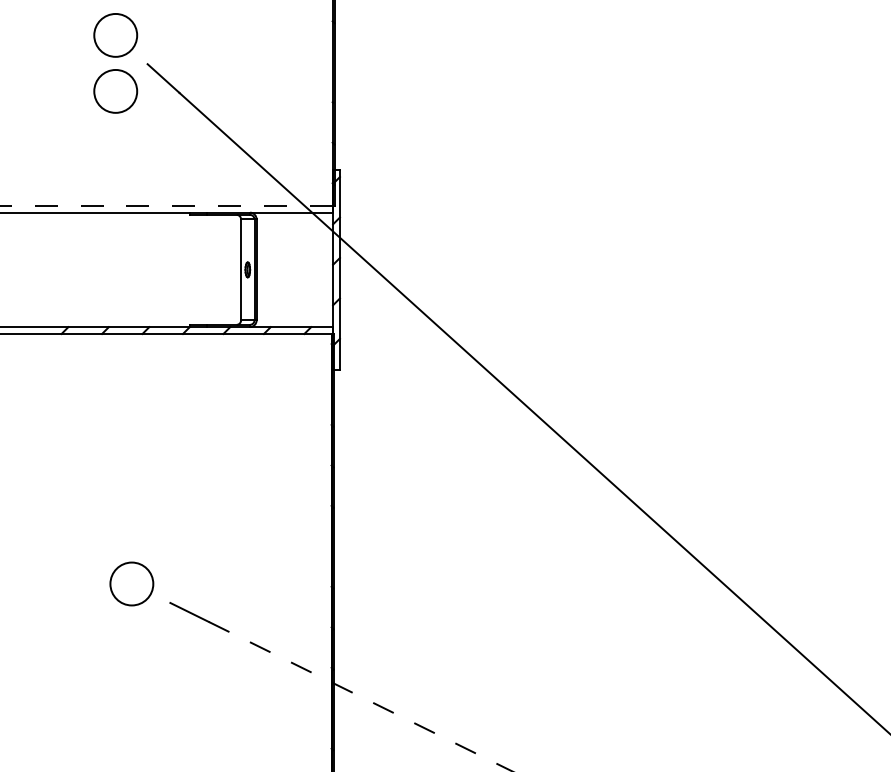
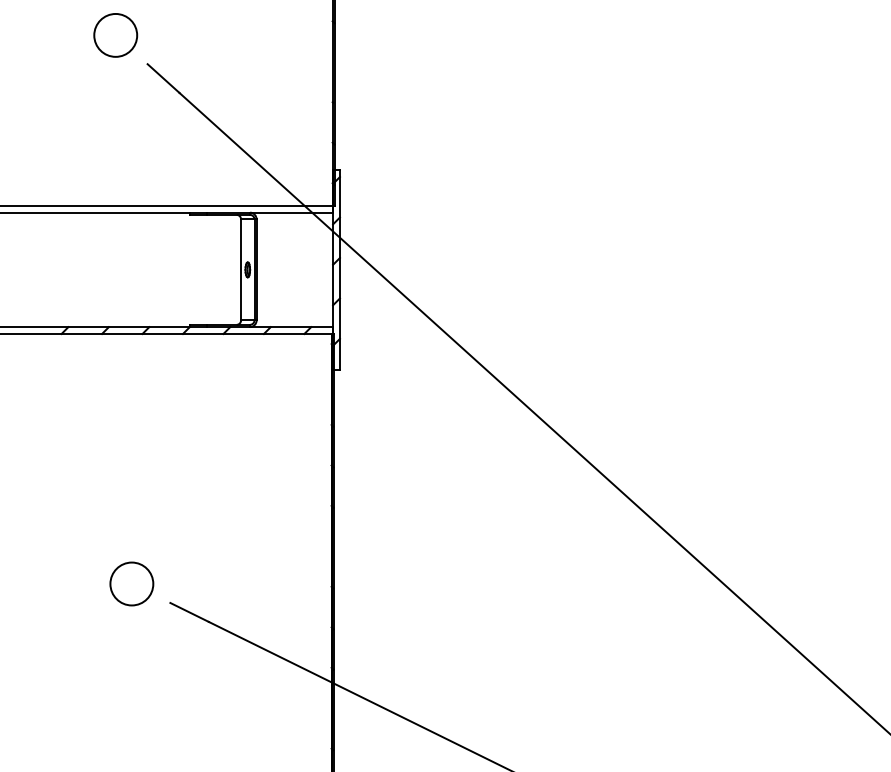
circle: present -> none (115, 91)
line: dashed -> solid (166, 205)
line: dashed -> solid (361, 697)
